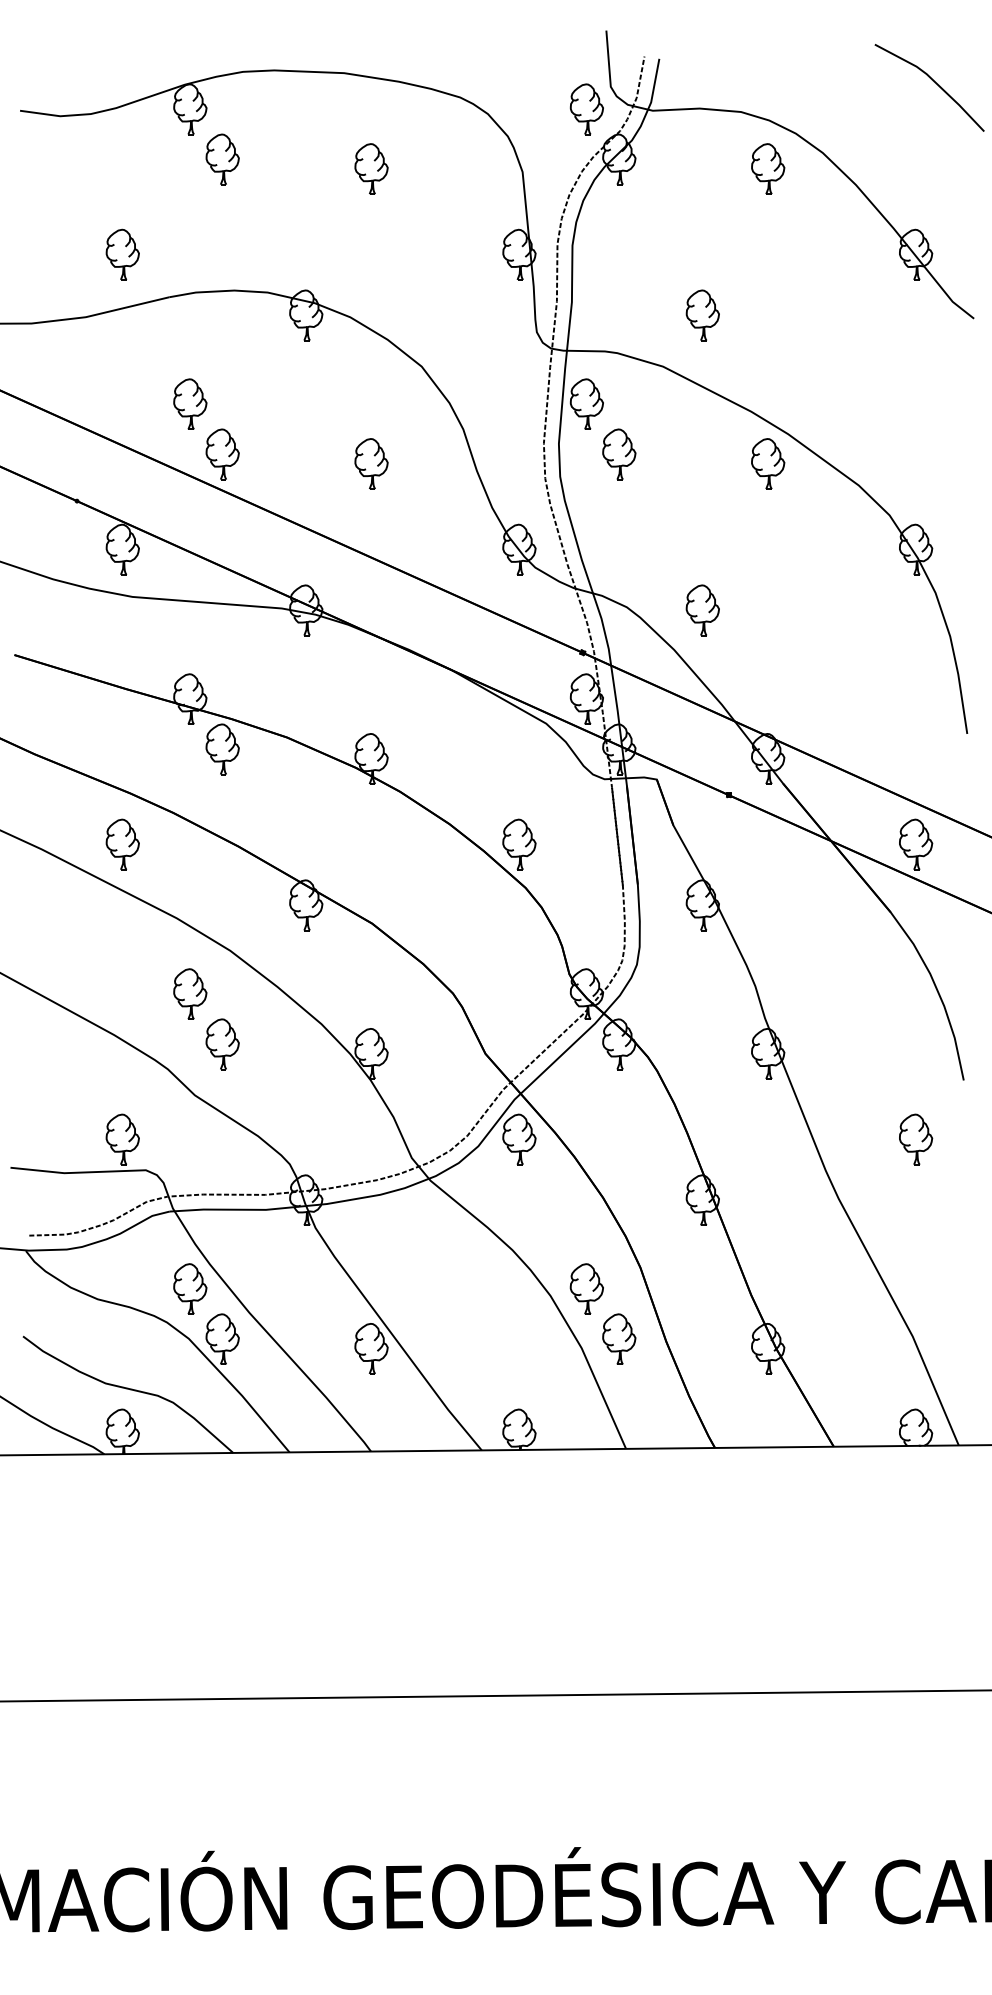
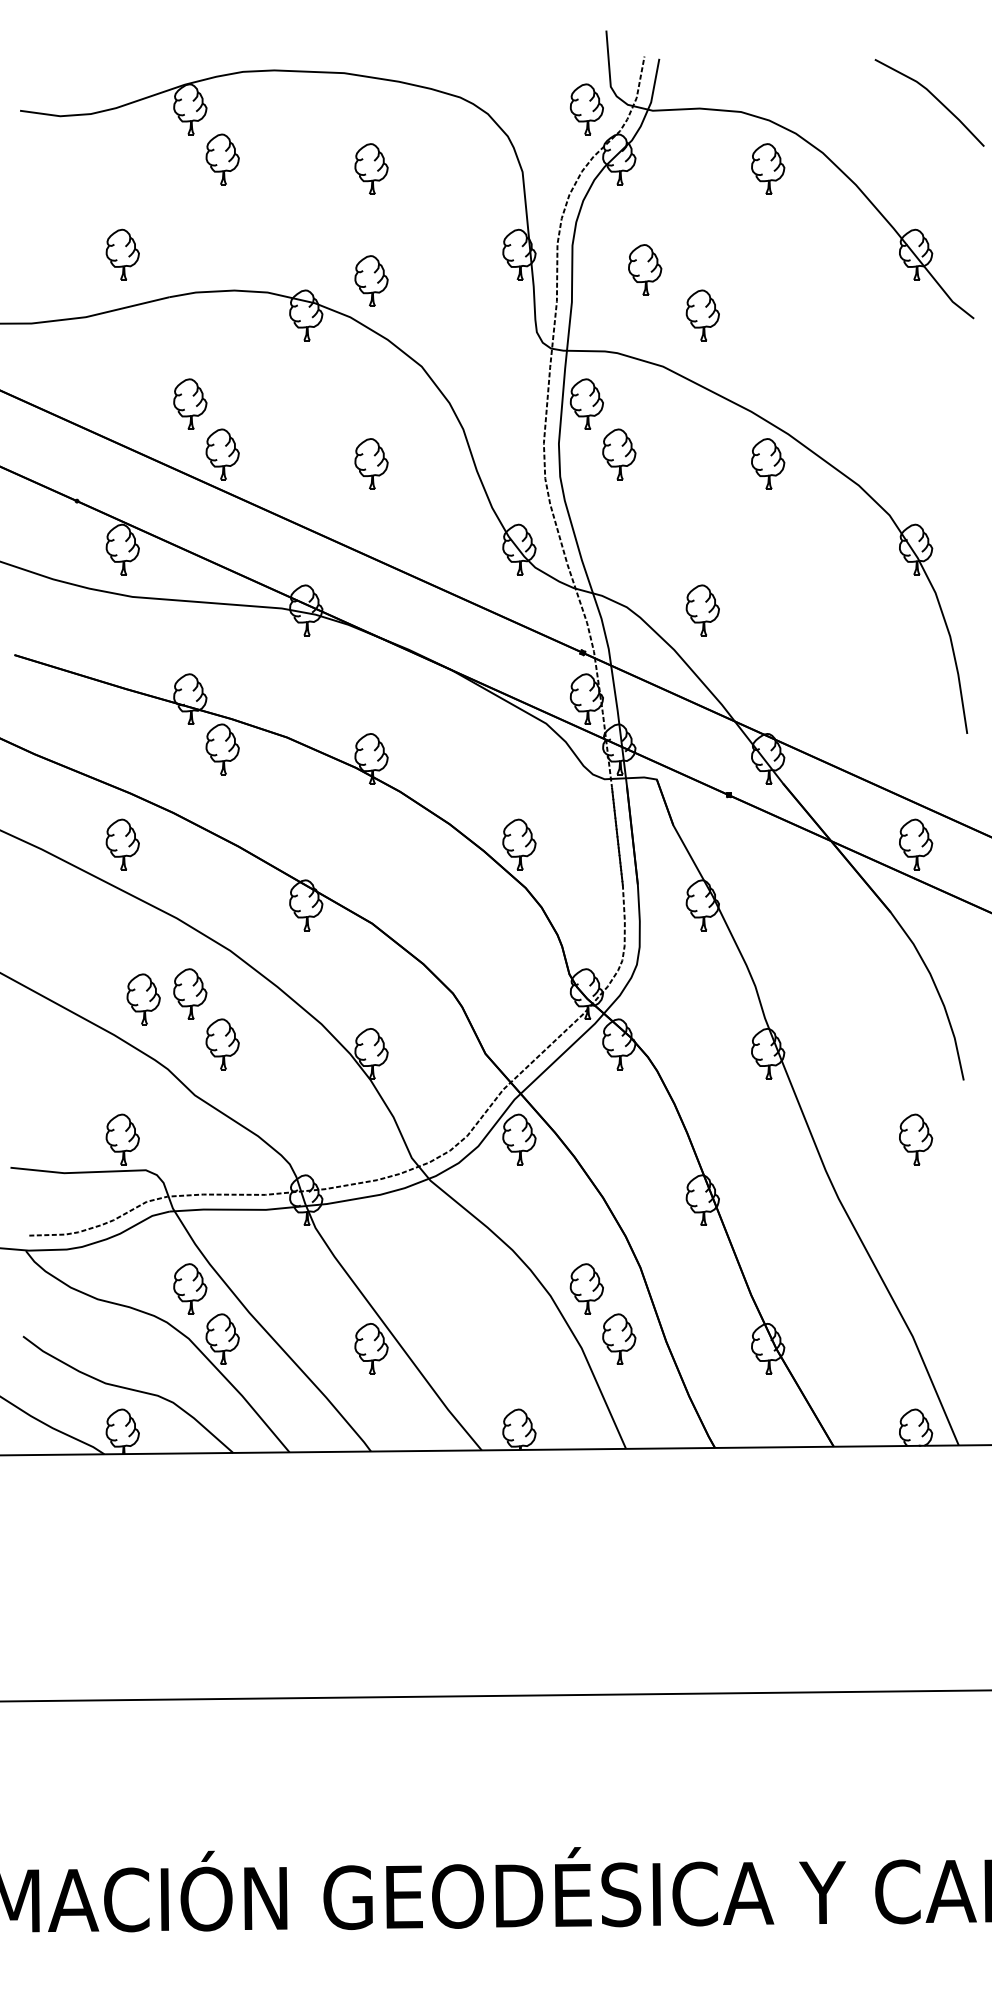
line position: (934, 82) -> (934, 97) (934, 97)
part: none -> present (645, 269)
part: none -> present (371, 280)
part: none -> present (143, 999)
